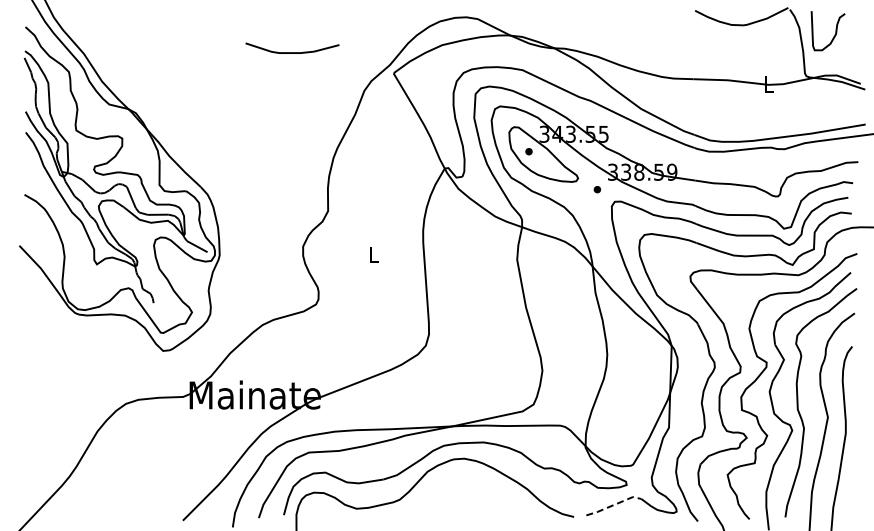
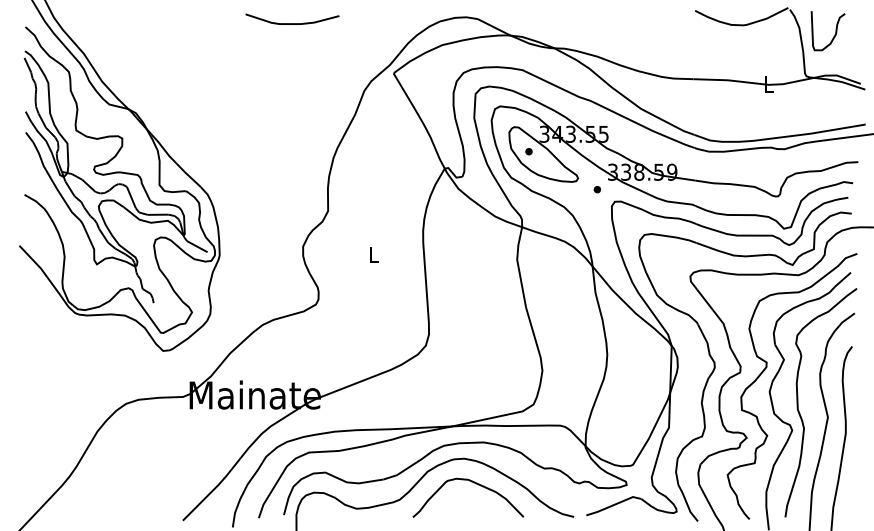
curve position: (292, 52) -> (292, 23) (292, 23)
curve: none -> present (473, 483)
line: dashed -> solid (614, 504)
